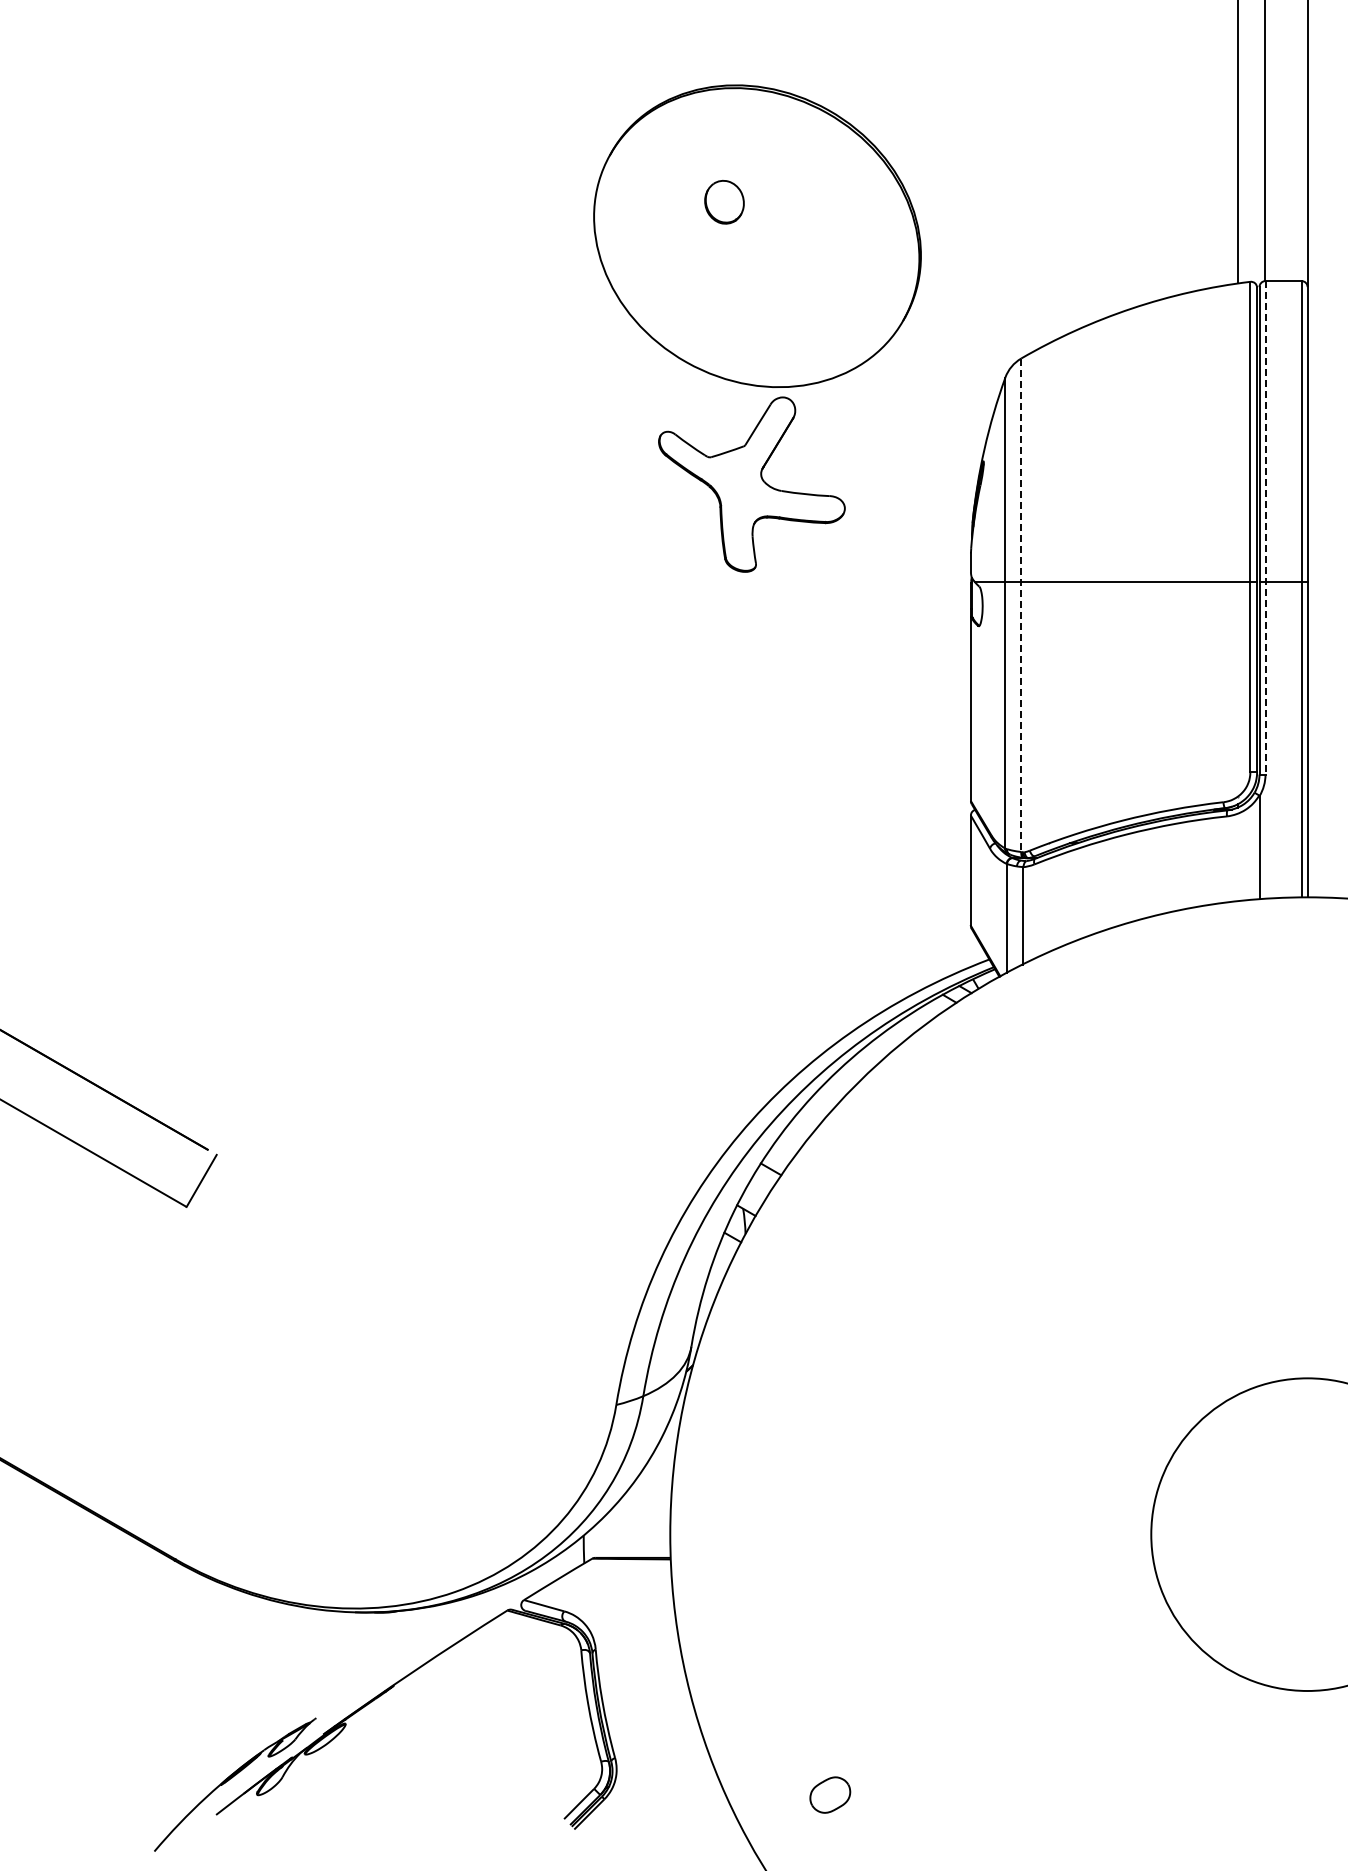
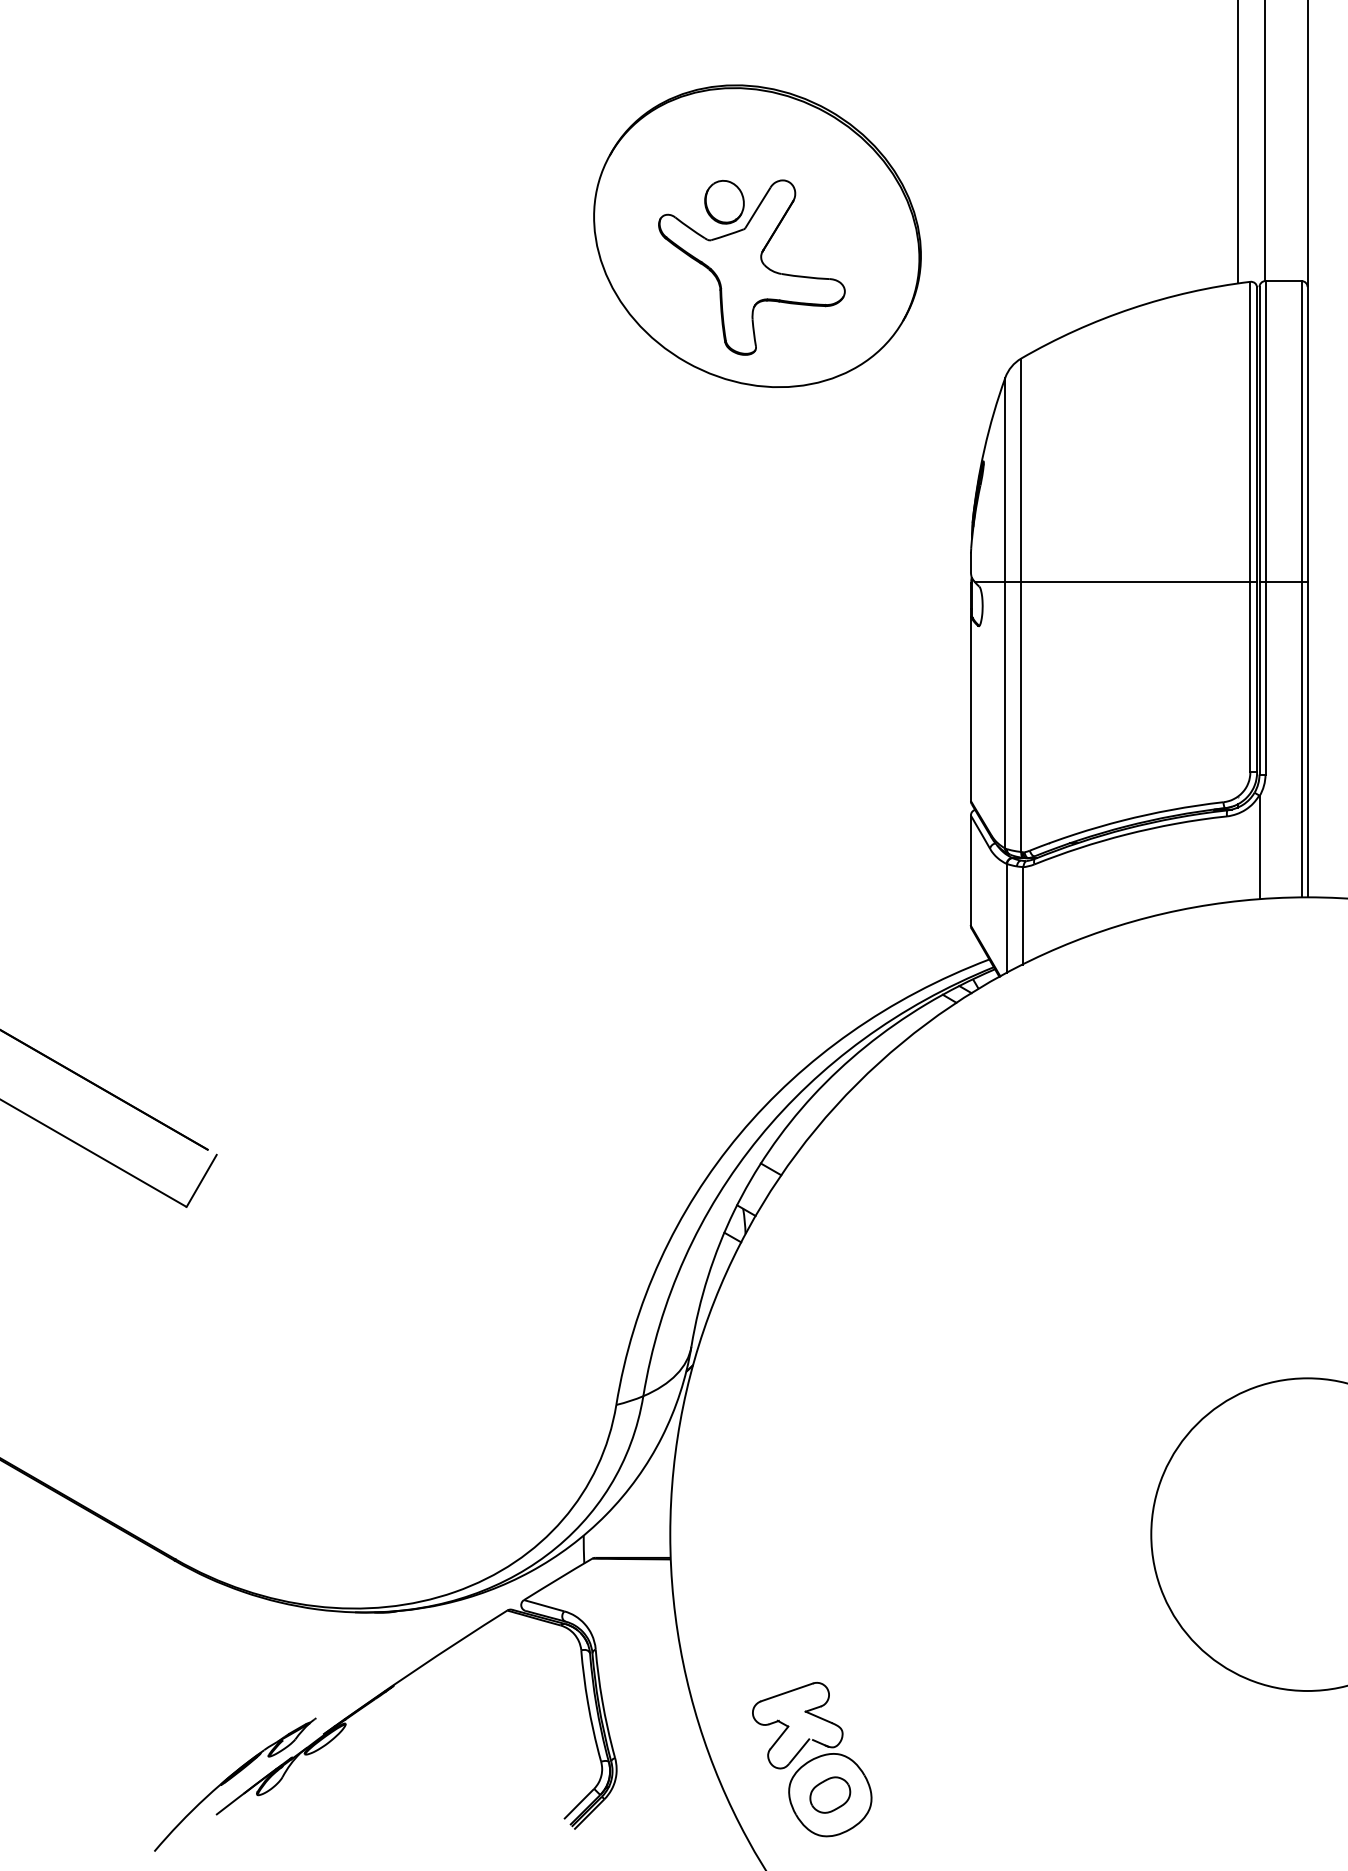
part position: (751, 484) -> (751, 267) (751, 267)
line: dashed -> solid (1265, 527)
line: dashed -> solid (1021, 605)
part: none -> present (812, 1759)
